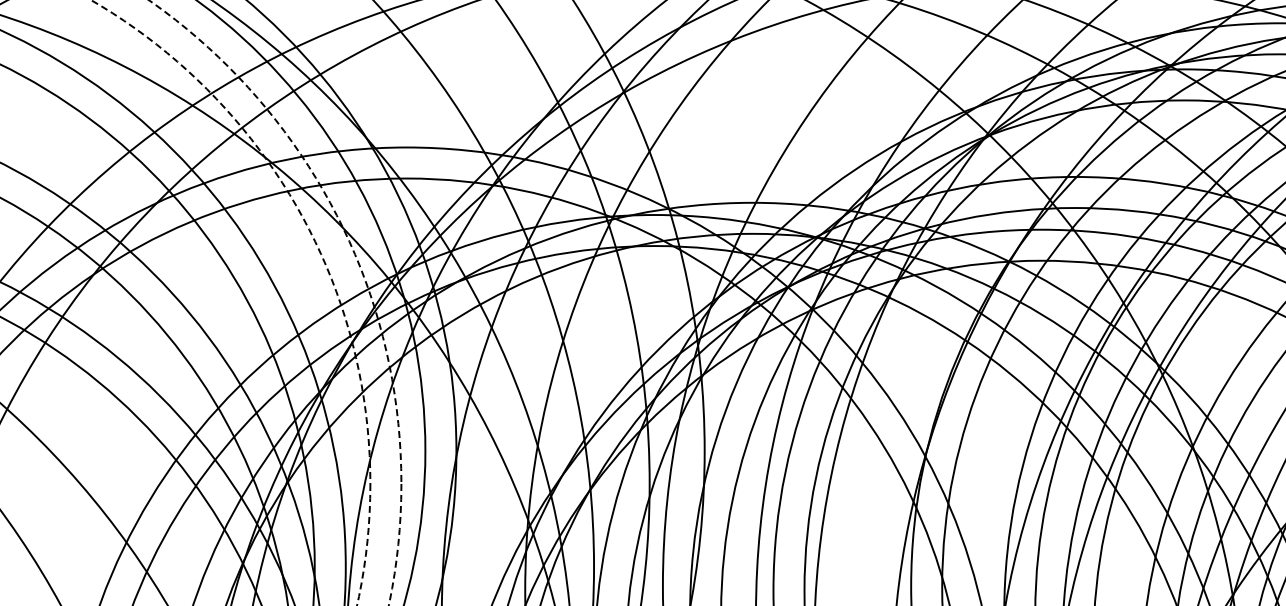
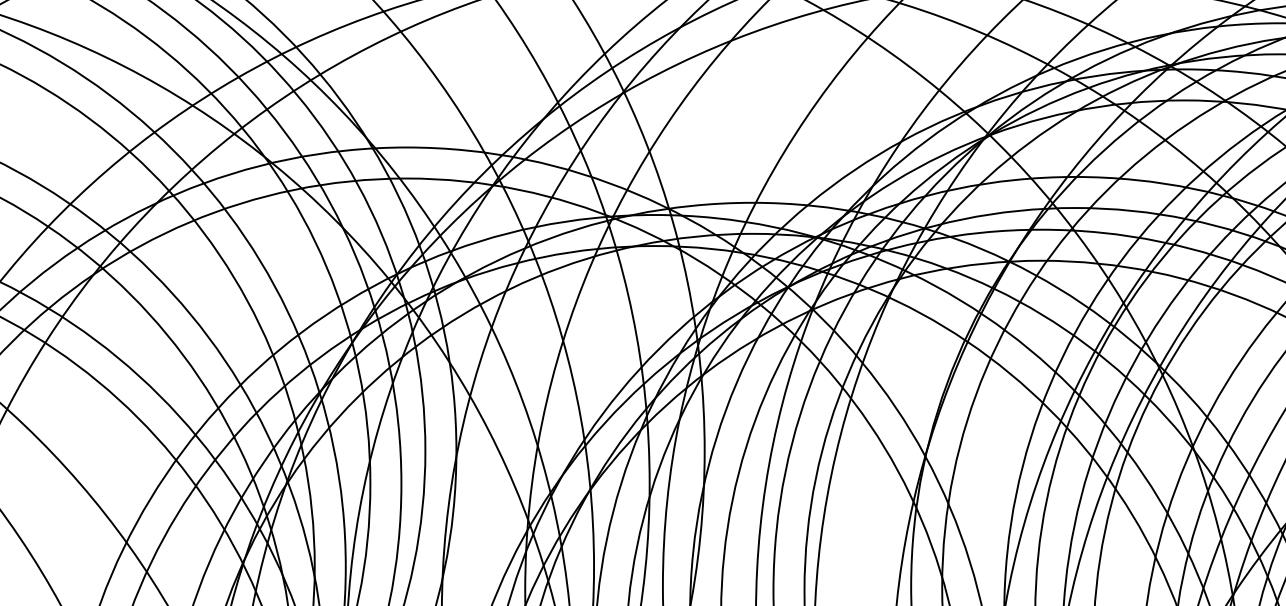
circle: dashed -> solid (230, 302)
circle: dashed -> solid (275, 302)
